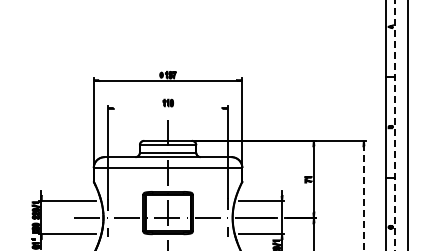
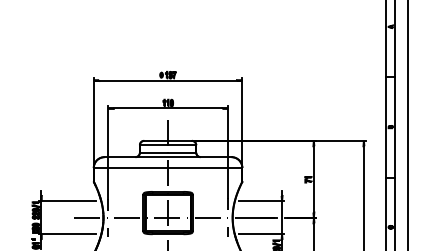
line: none -> present (167, 108)
line: dashed -> solid (394, 125)
line: dashed -> solid (363, 198)
